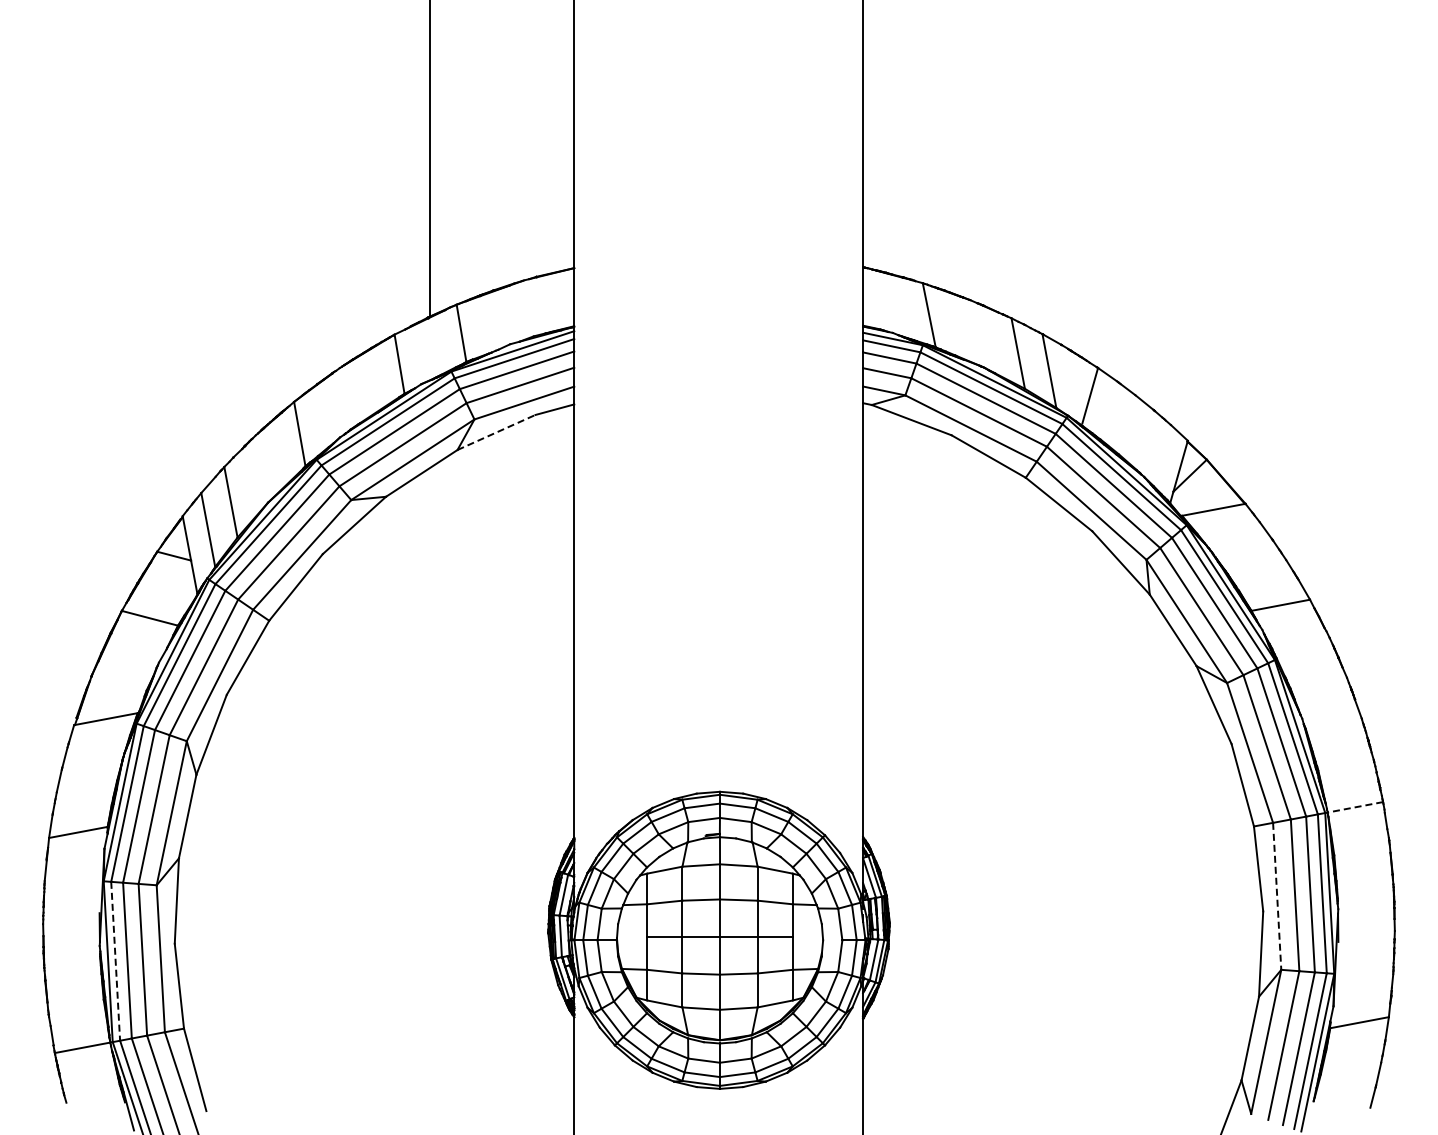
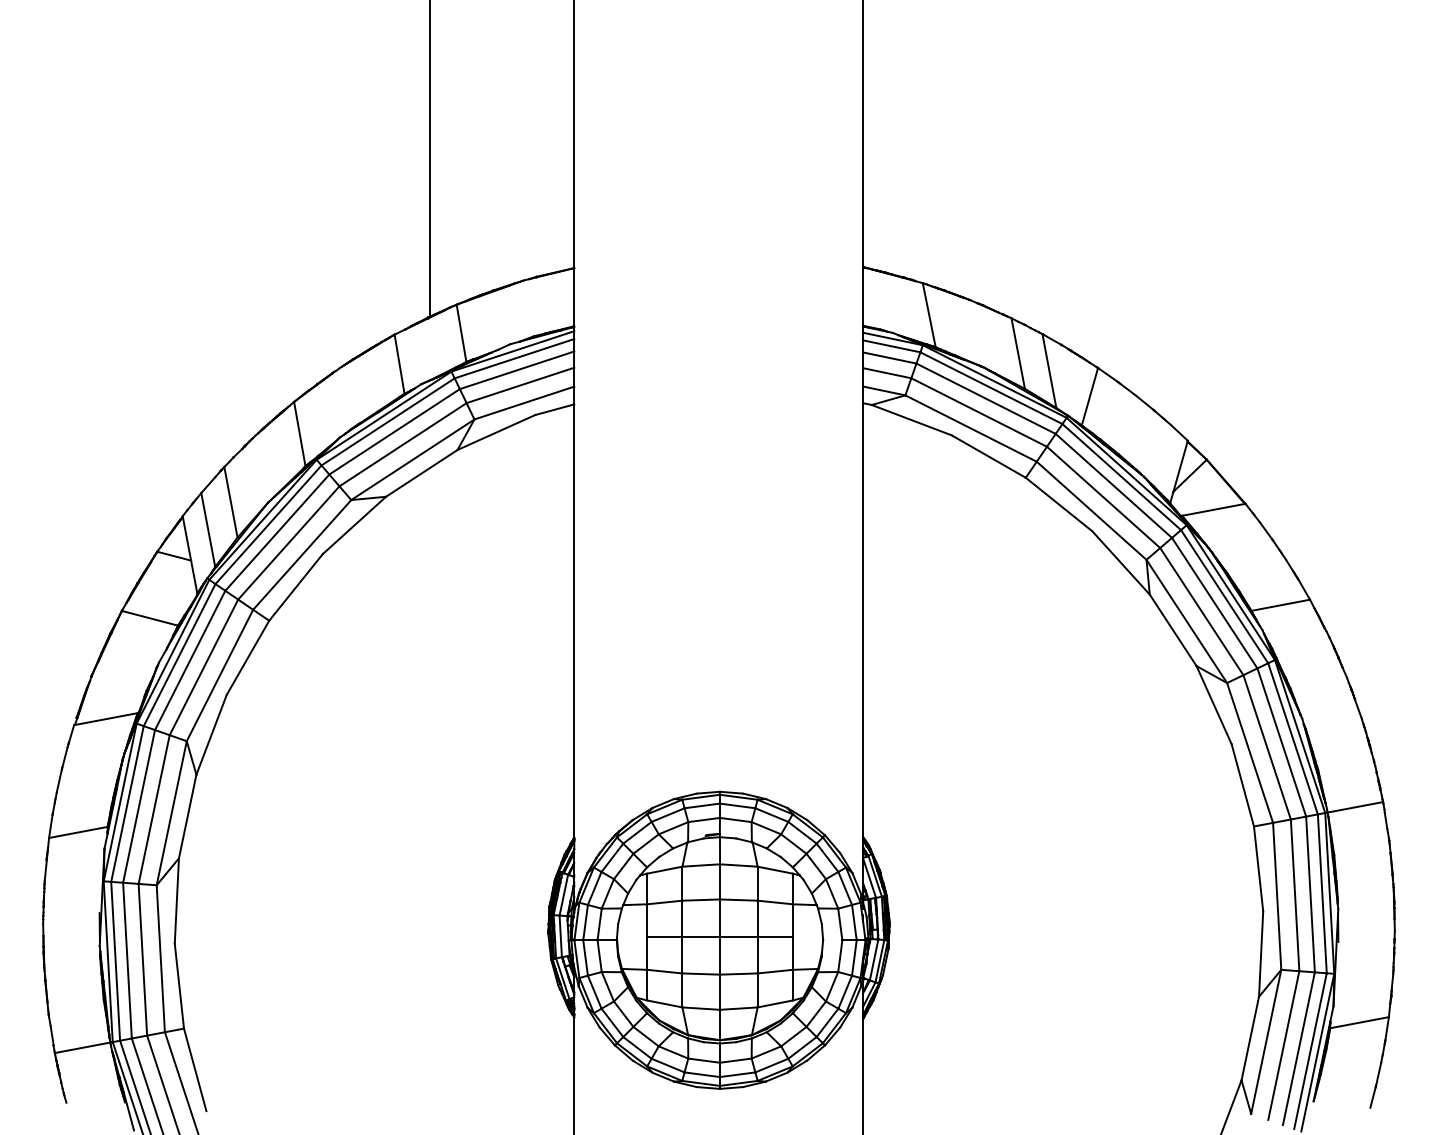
line: dashed -> solid (496, 432)
line: dashed -> solid (1354, 807)
line: dashed -> solid (1277, 896)
line: dashed -> solid (115, 961)
